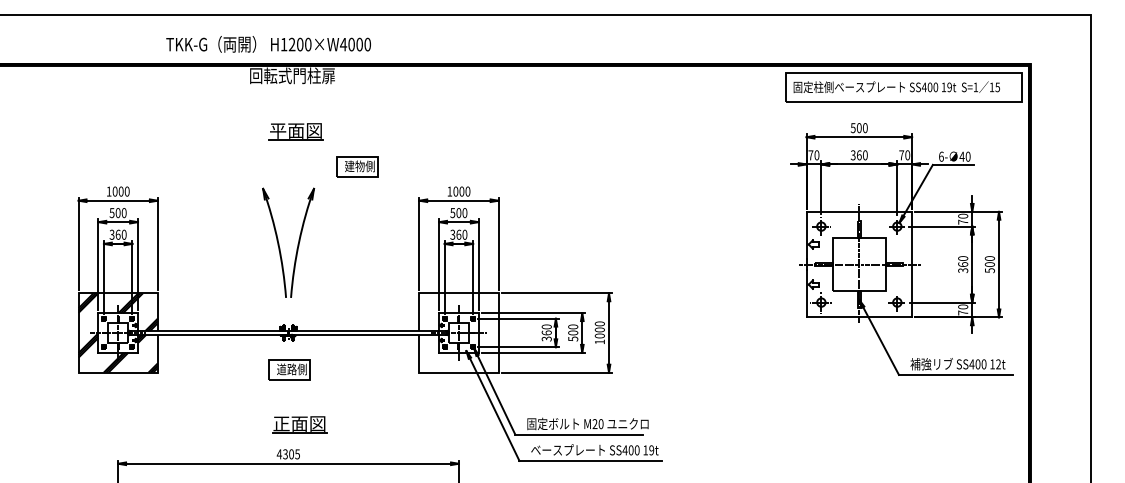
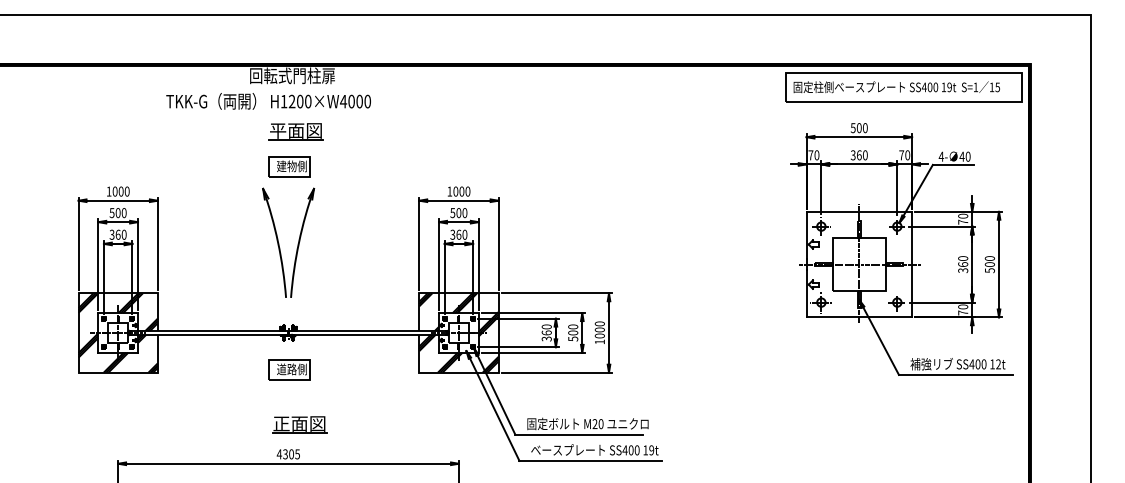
text position: (268, 44) -> (268, 101) (268, 101)
text: 6- -> 4- (941, 156)
part position: (357, 166) -> (289, 166) (289, 166)
hatch: none -> present (458, 332)
